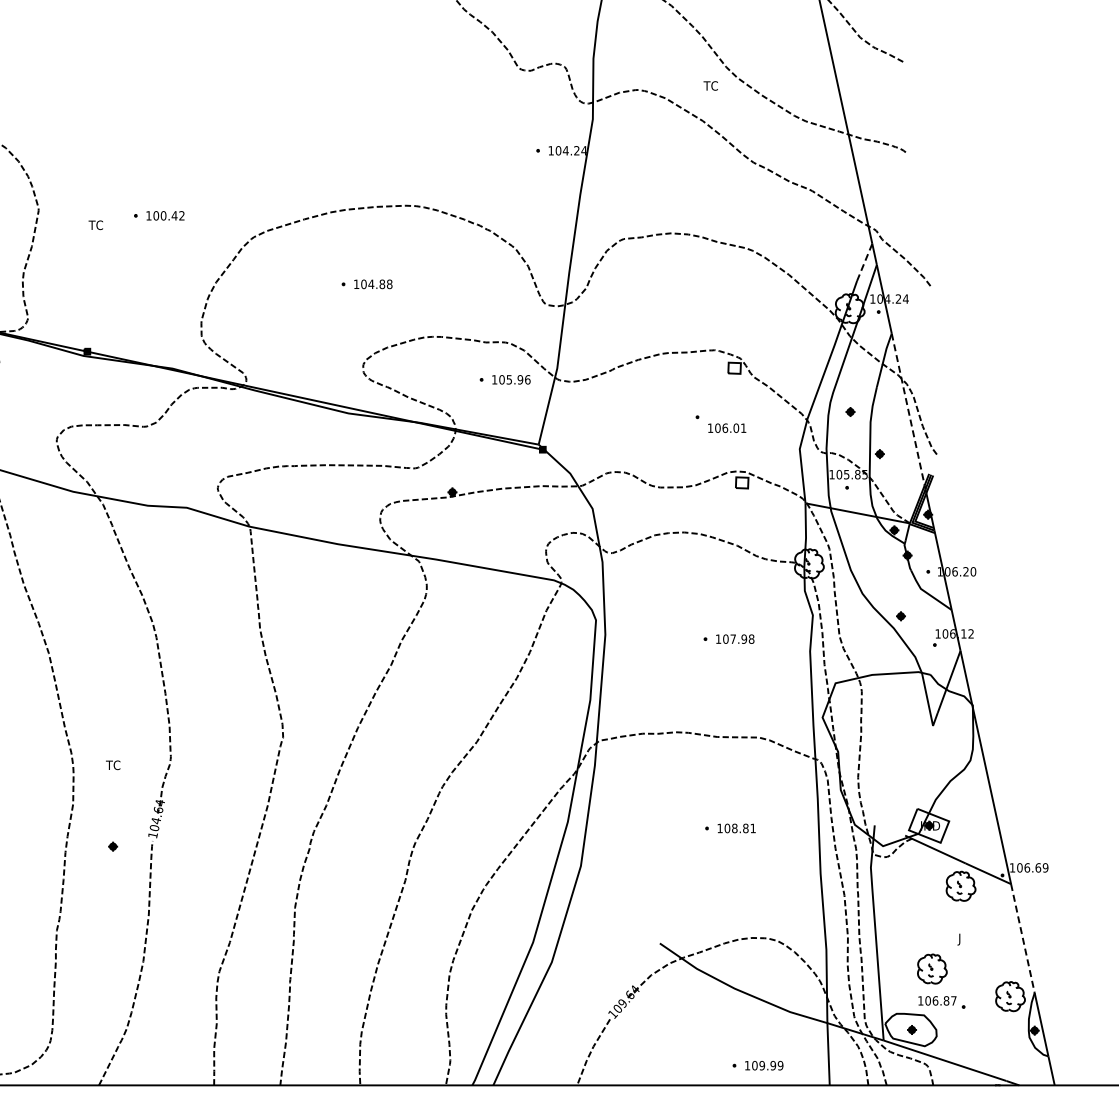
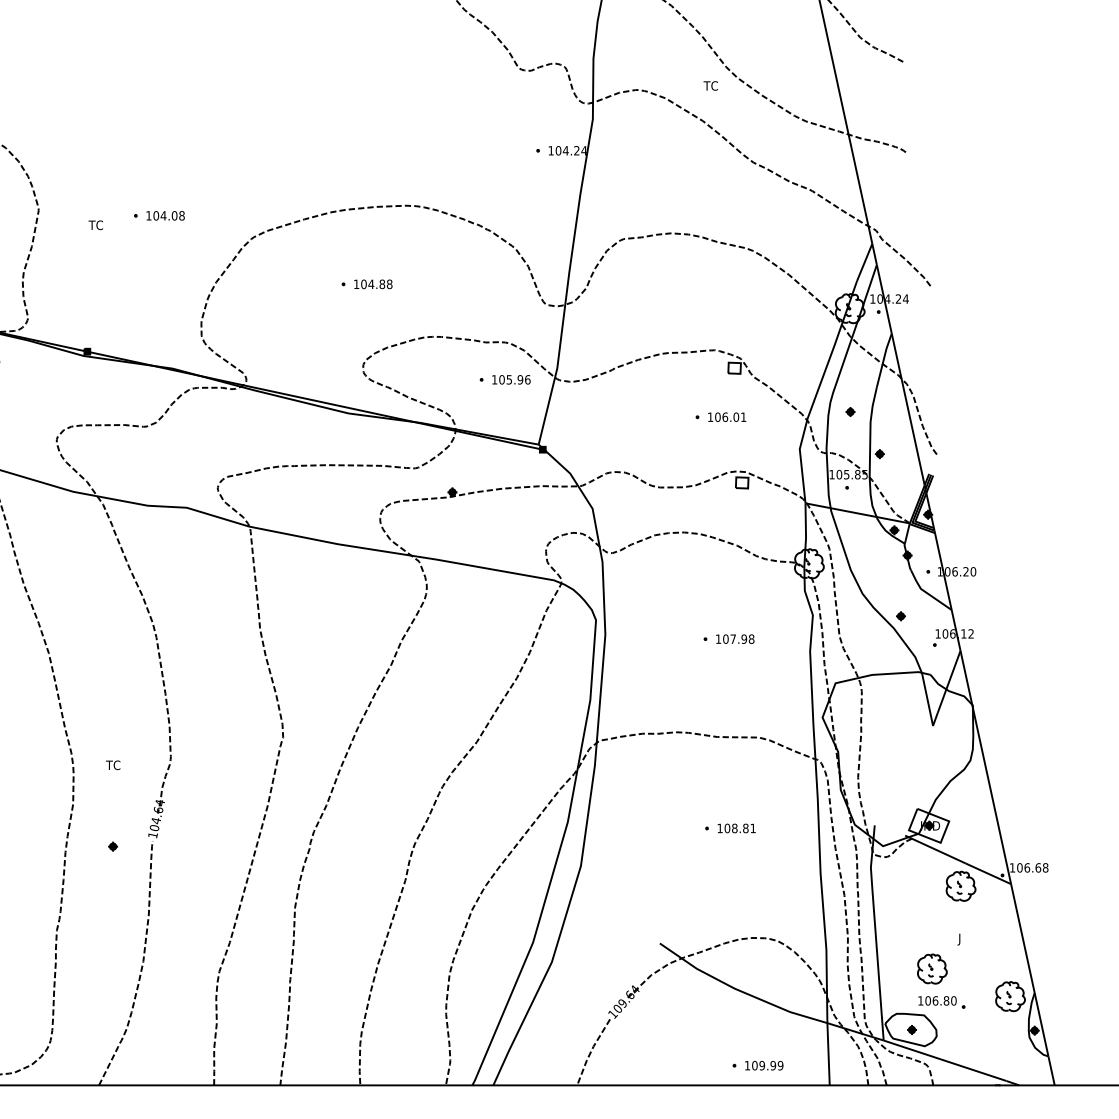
text: 100.42 -> 104.08 (172, 215)
line: dashed -> solid (864, 261)
line: dashed -> solid (908, 409)
text position: (727, 427) -> (727, 416) (727, 416)
text: 106.69 -> 106.68 (1045, 867)
line: dashed -> solid (1022, 938)
text: 106.87 -> 106.80 (953, 1000)
